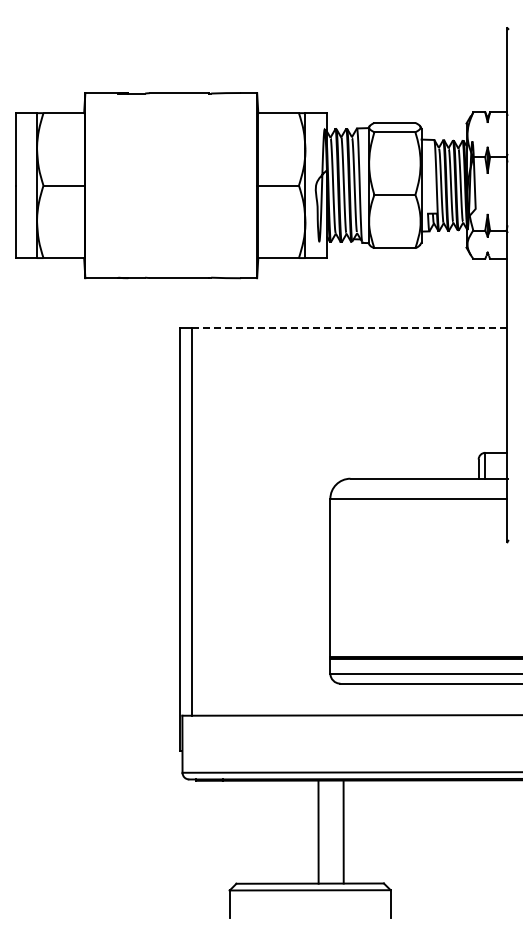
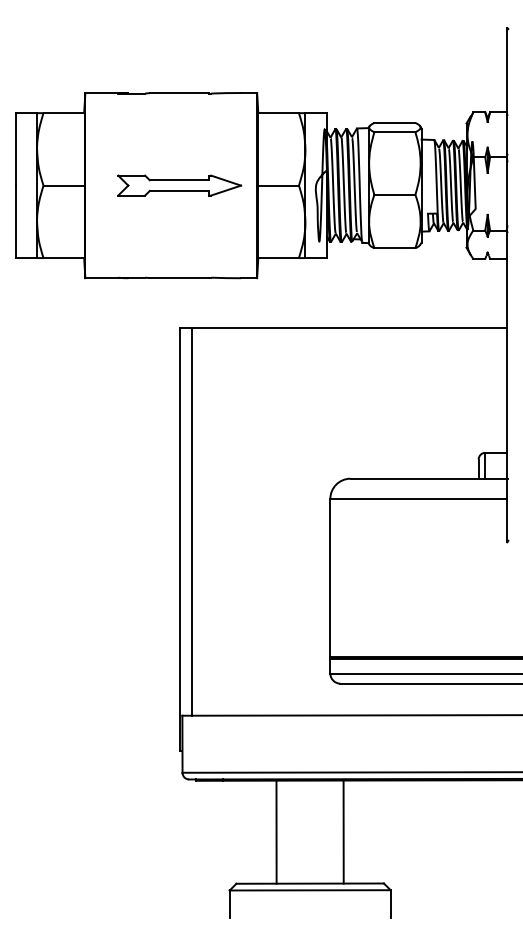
part: none -> present (179, 185)
line: dashed -> solid (349, 328)
line position: (318, 831) -> (276, 831) (276, 831)
